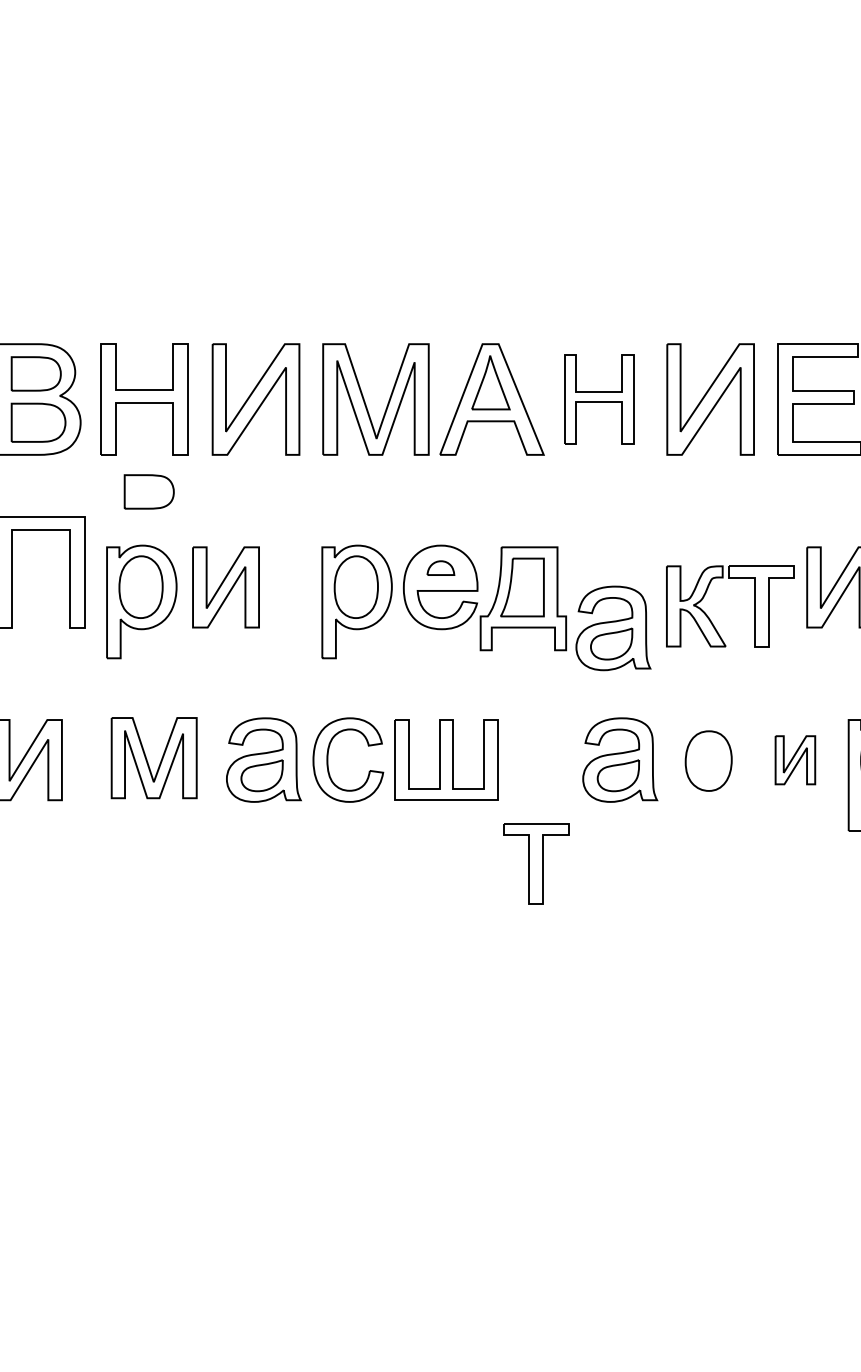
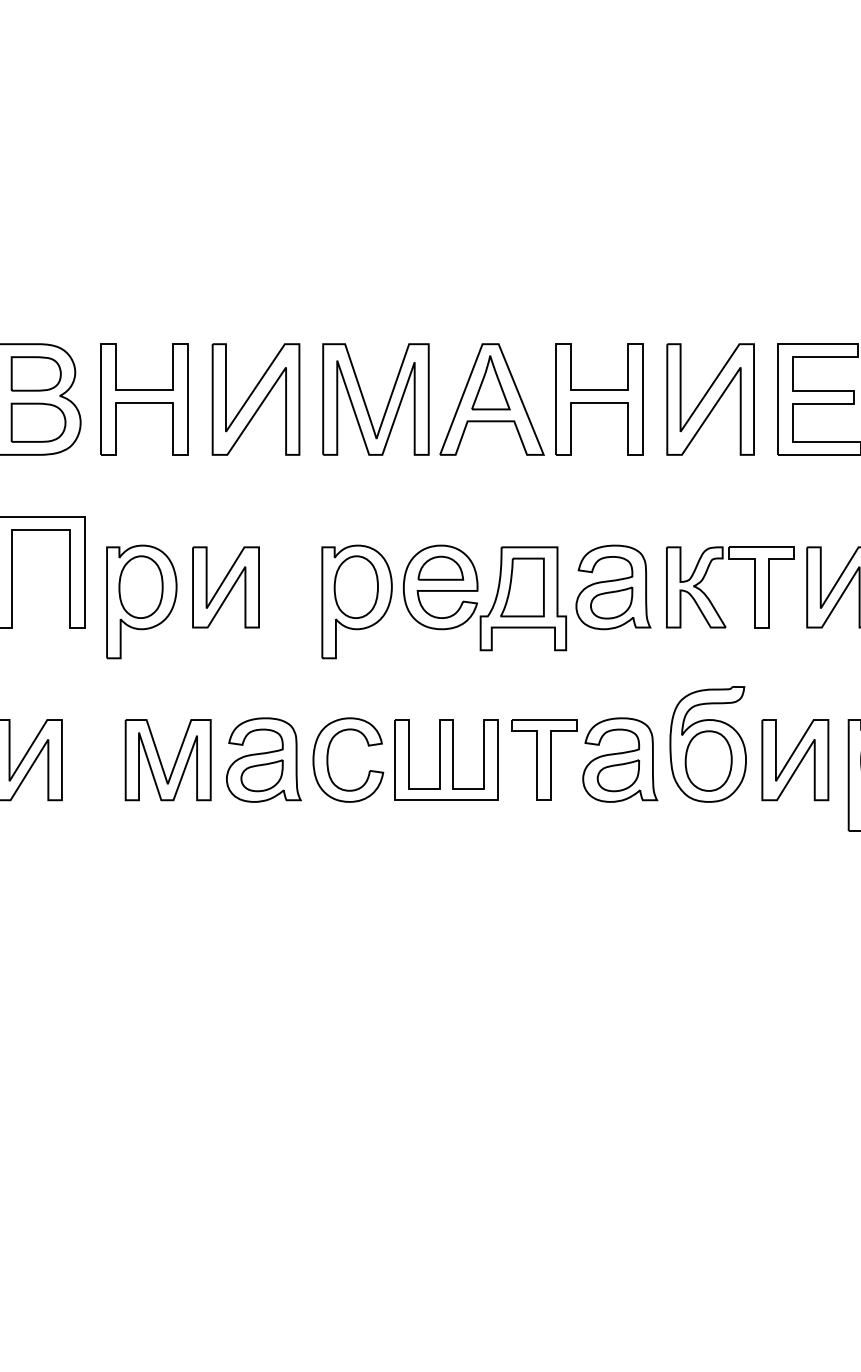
part size: 71x91 px -> 89x113 px (599, 399)
part: present -> none (148, 491)
part size: 30x16 px -> 48x26 px (440, 567)
part position: (711, 620) -> (711, 601) (711, 601)
part position: (613, 628) -> (613, 587) (613, 587)
part: none -> present (707, 744)
part position: (147, 759) -> (161, 761) (161, 761)
part size: 43x51 px -> 69x83 px (795, 760)
part position: (536, 863) -> (544, 759) (544, 759)
